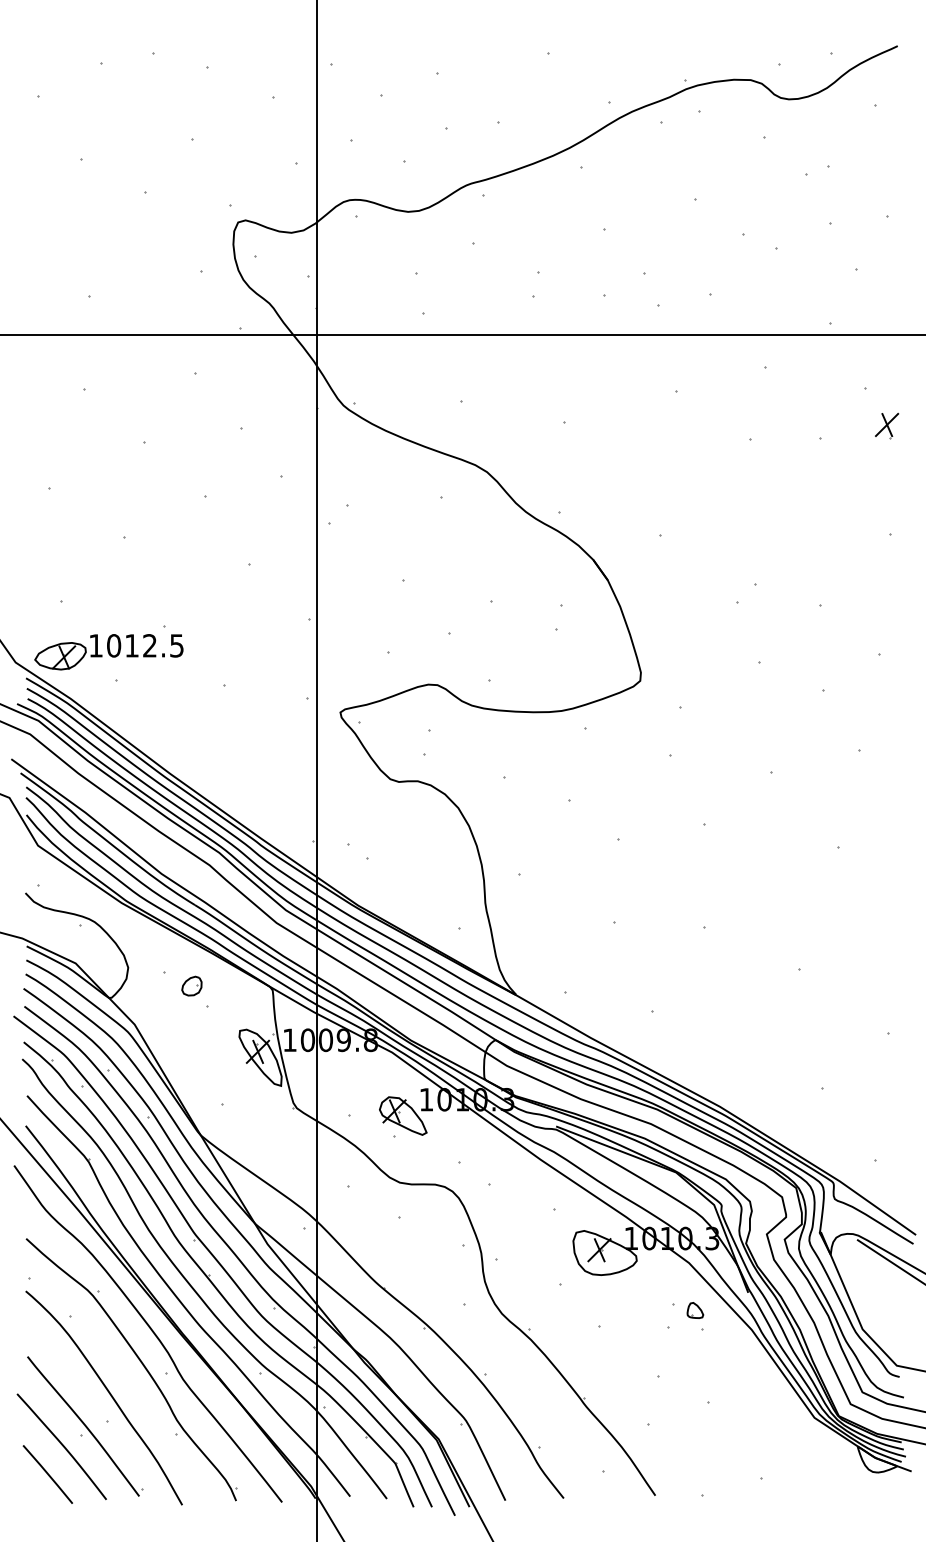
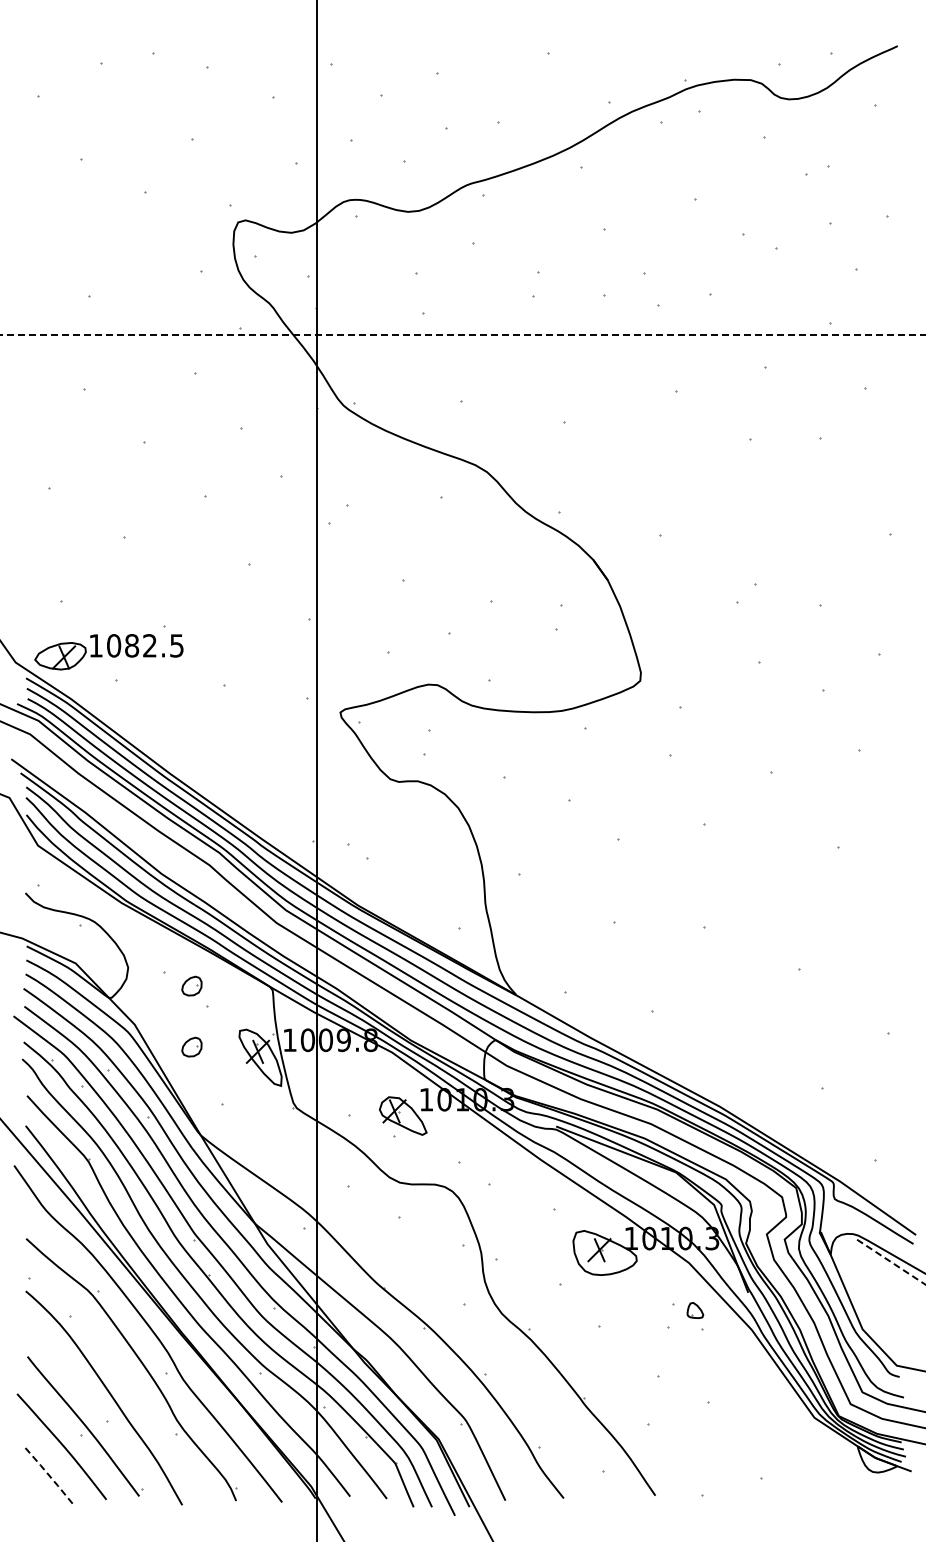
line: solid -> dashed (463, 335)
part: present -> none (887, 425)
text: 1012.5 -> 1082.5 (132, 645)
part: none -> present (191, 1046)
line: solid -> dashed (891, 1262)
line: solid -> dashed (48, 1474)
